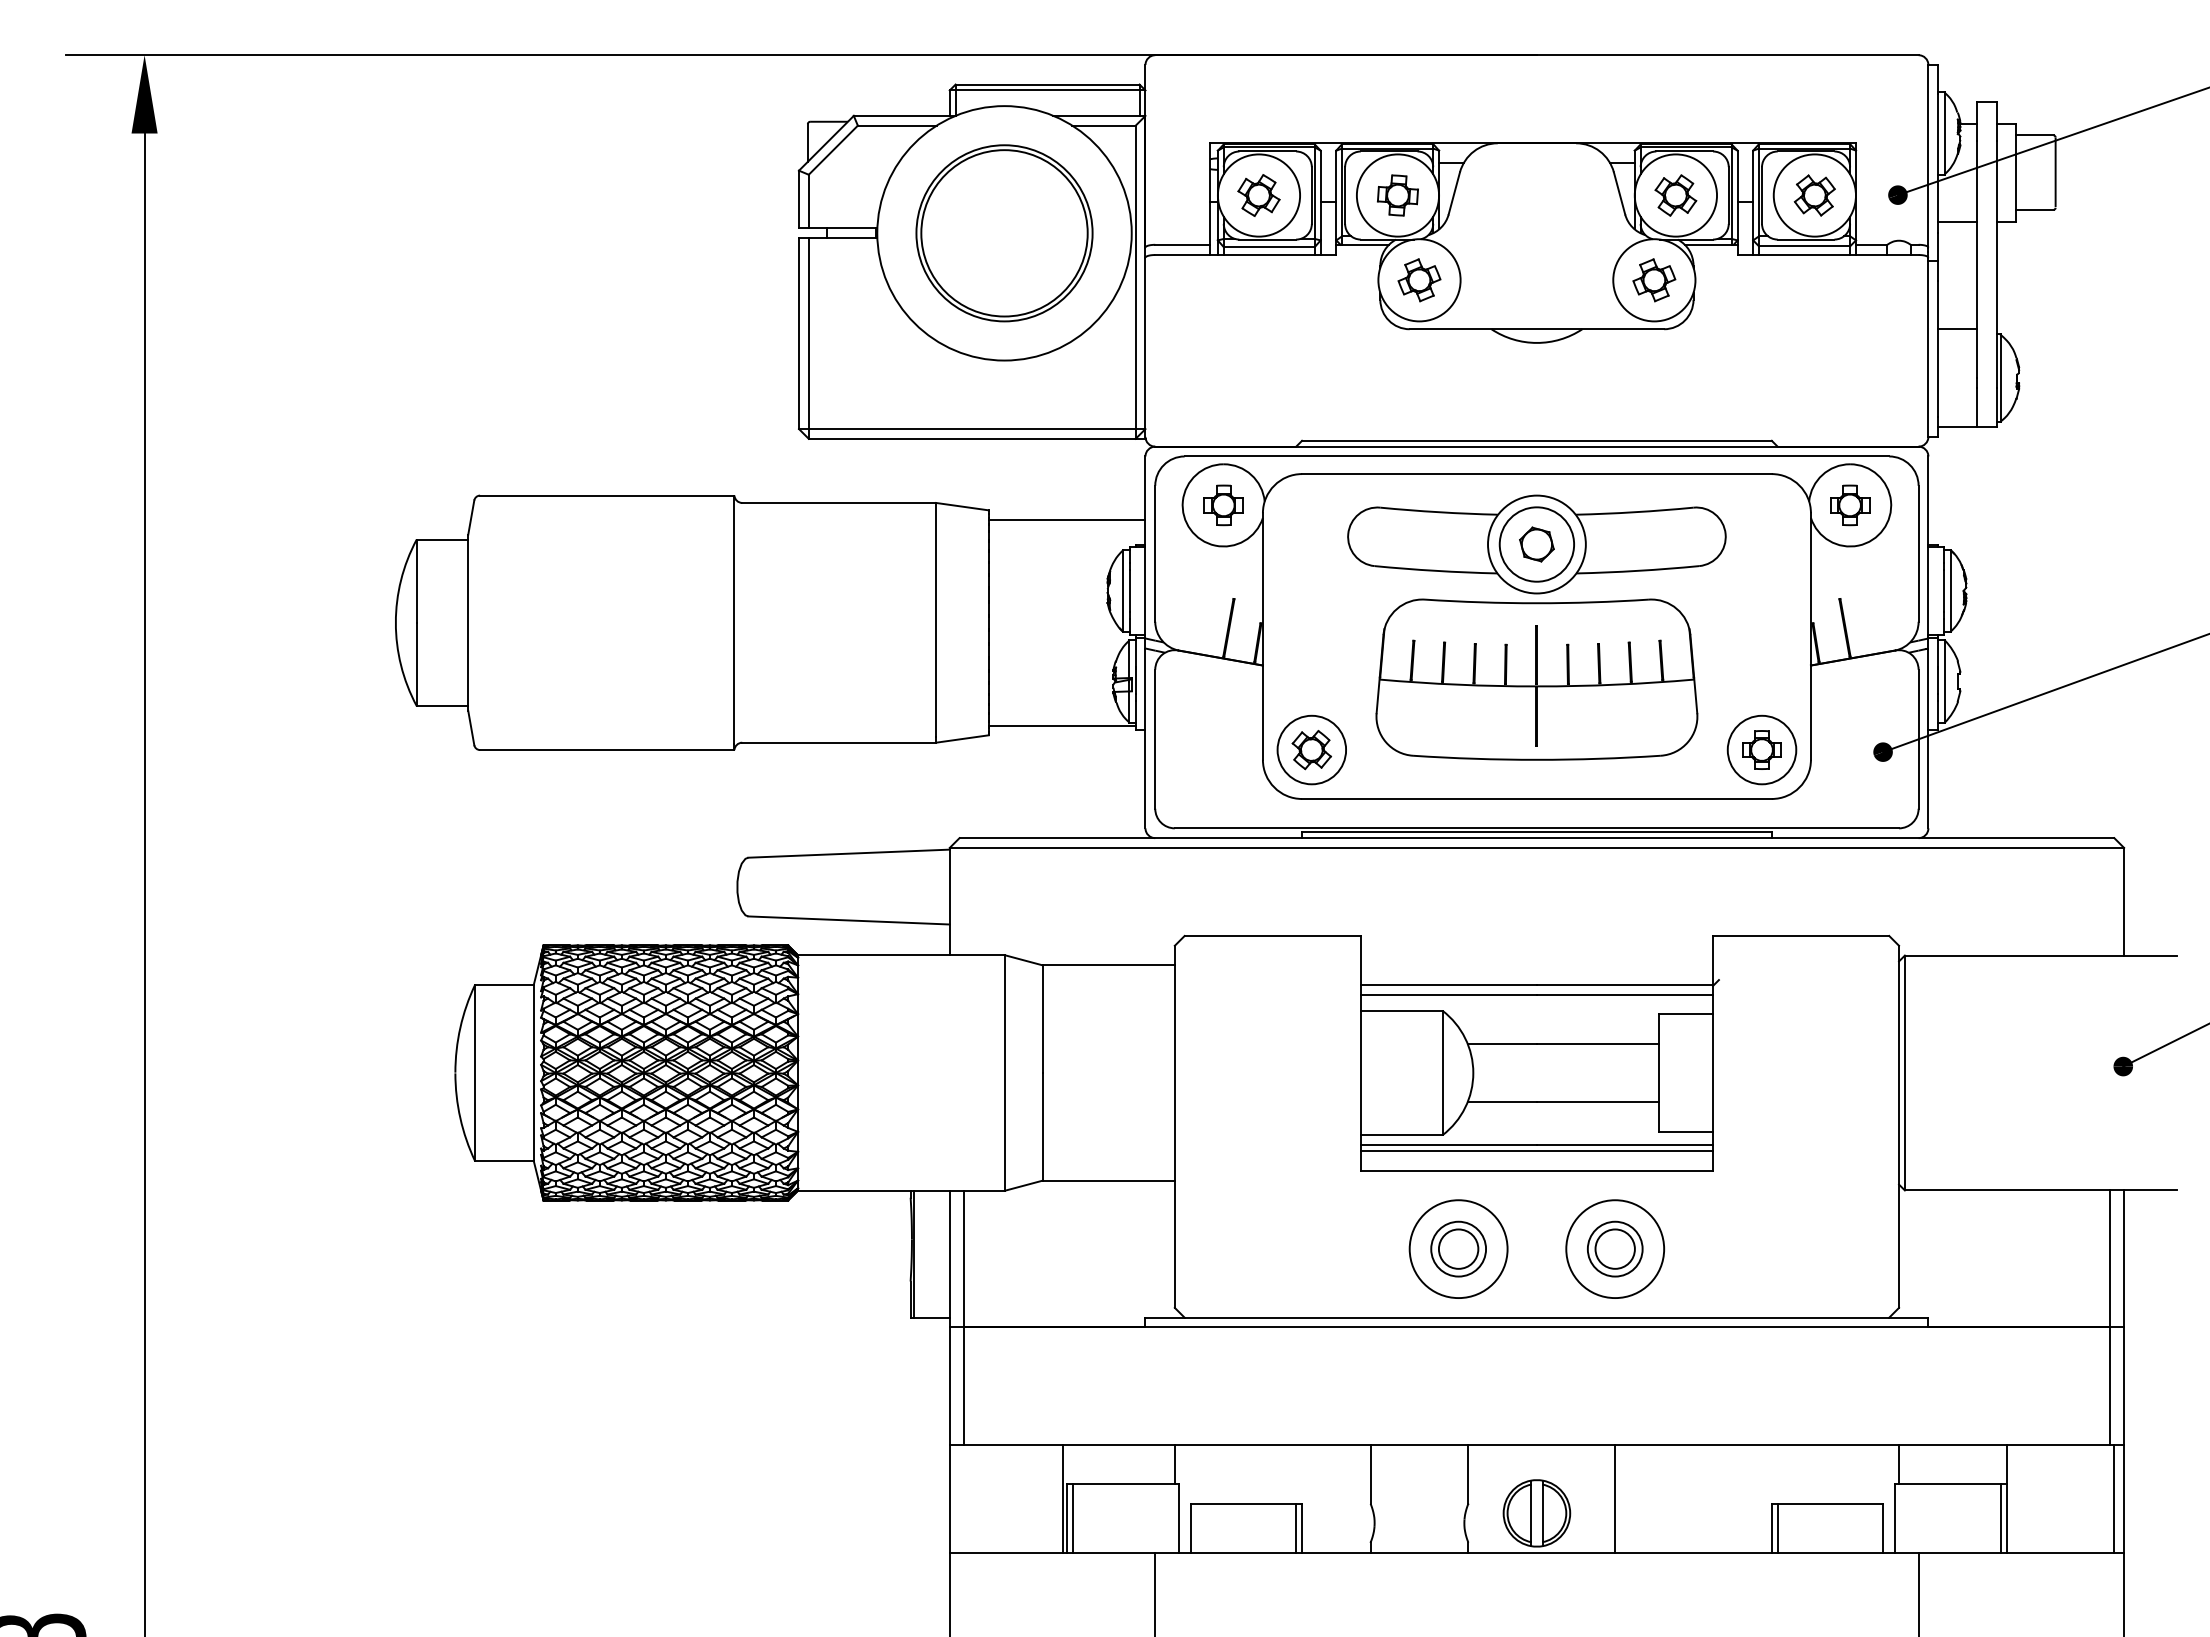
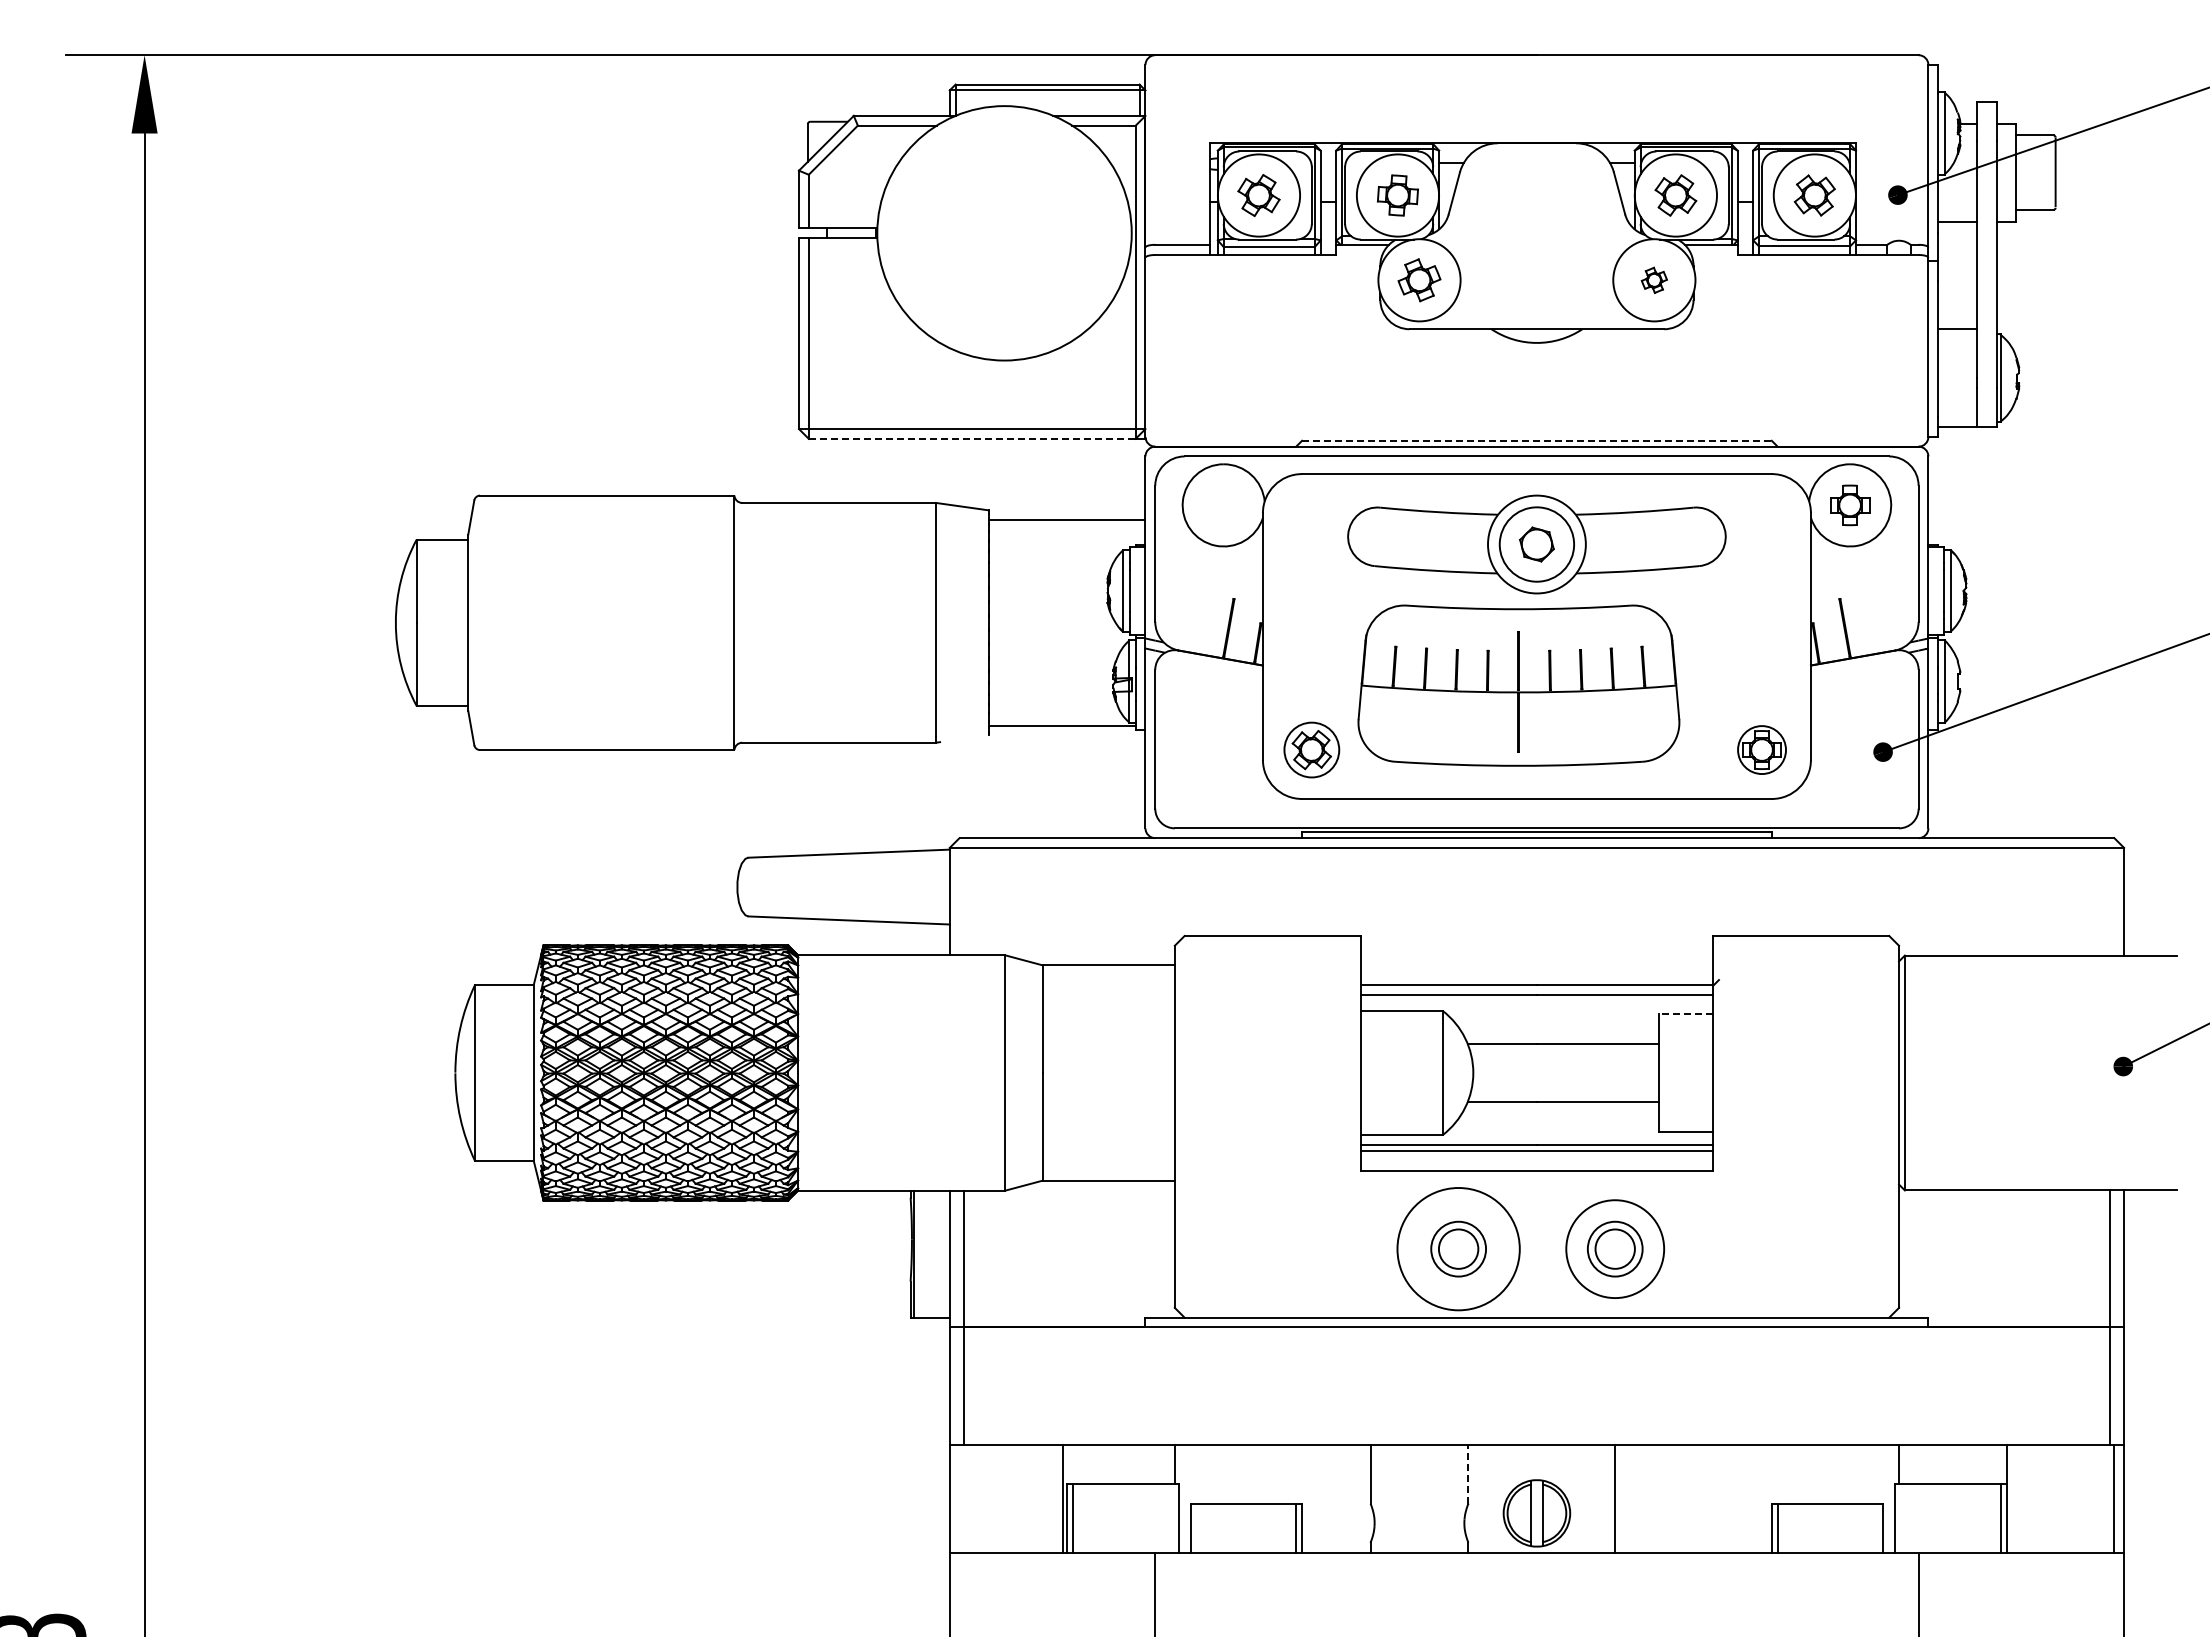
part: present -> none (1004, 233)
part size: 45x45 px -> 28x28 px (1653, 279)
line: solid -> dashed (972, 438)
line: solid -> dashed (1536, 440)
part: present -> none (1223, 505)
part position: (1536, 679) -> (1518, 685) (1518, 685)
line: present -> none (964, 738)
circle diameter: 69 px -> 55 px (1311, 749)
circle diameter: 69 px -> 48 px (1762, 750)
line: solid -> dashed (1686, 1014)
circle diameter: 98 px -> 122 px (1458, 1249)
line: solid -> dashed (1468, 1473)
